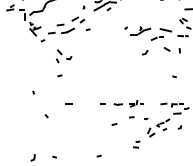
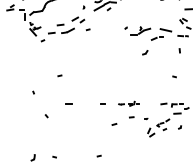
line: present -> none (166, 49)
part: present -> none (64, 56)
part size: 31x8 px -> 22x7 px (128, 103)
part: present -> none (136, 144)
